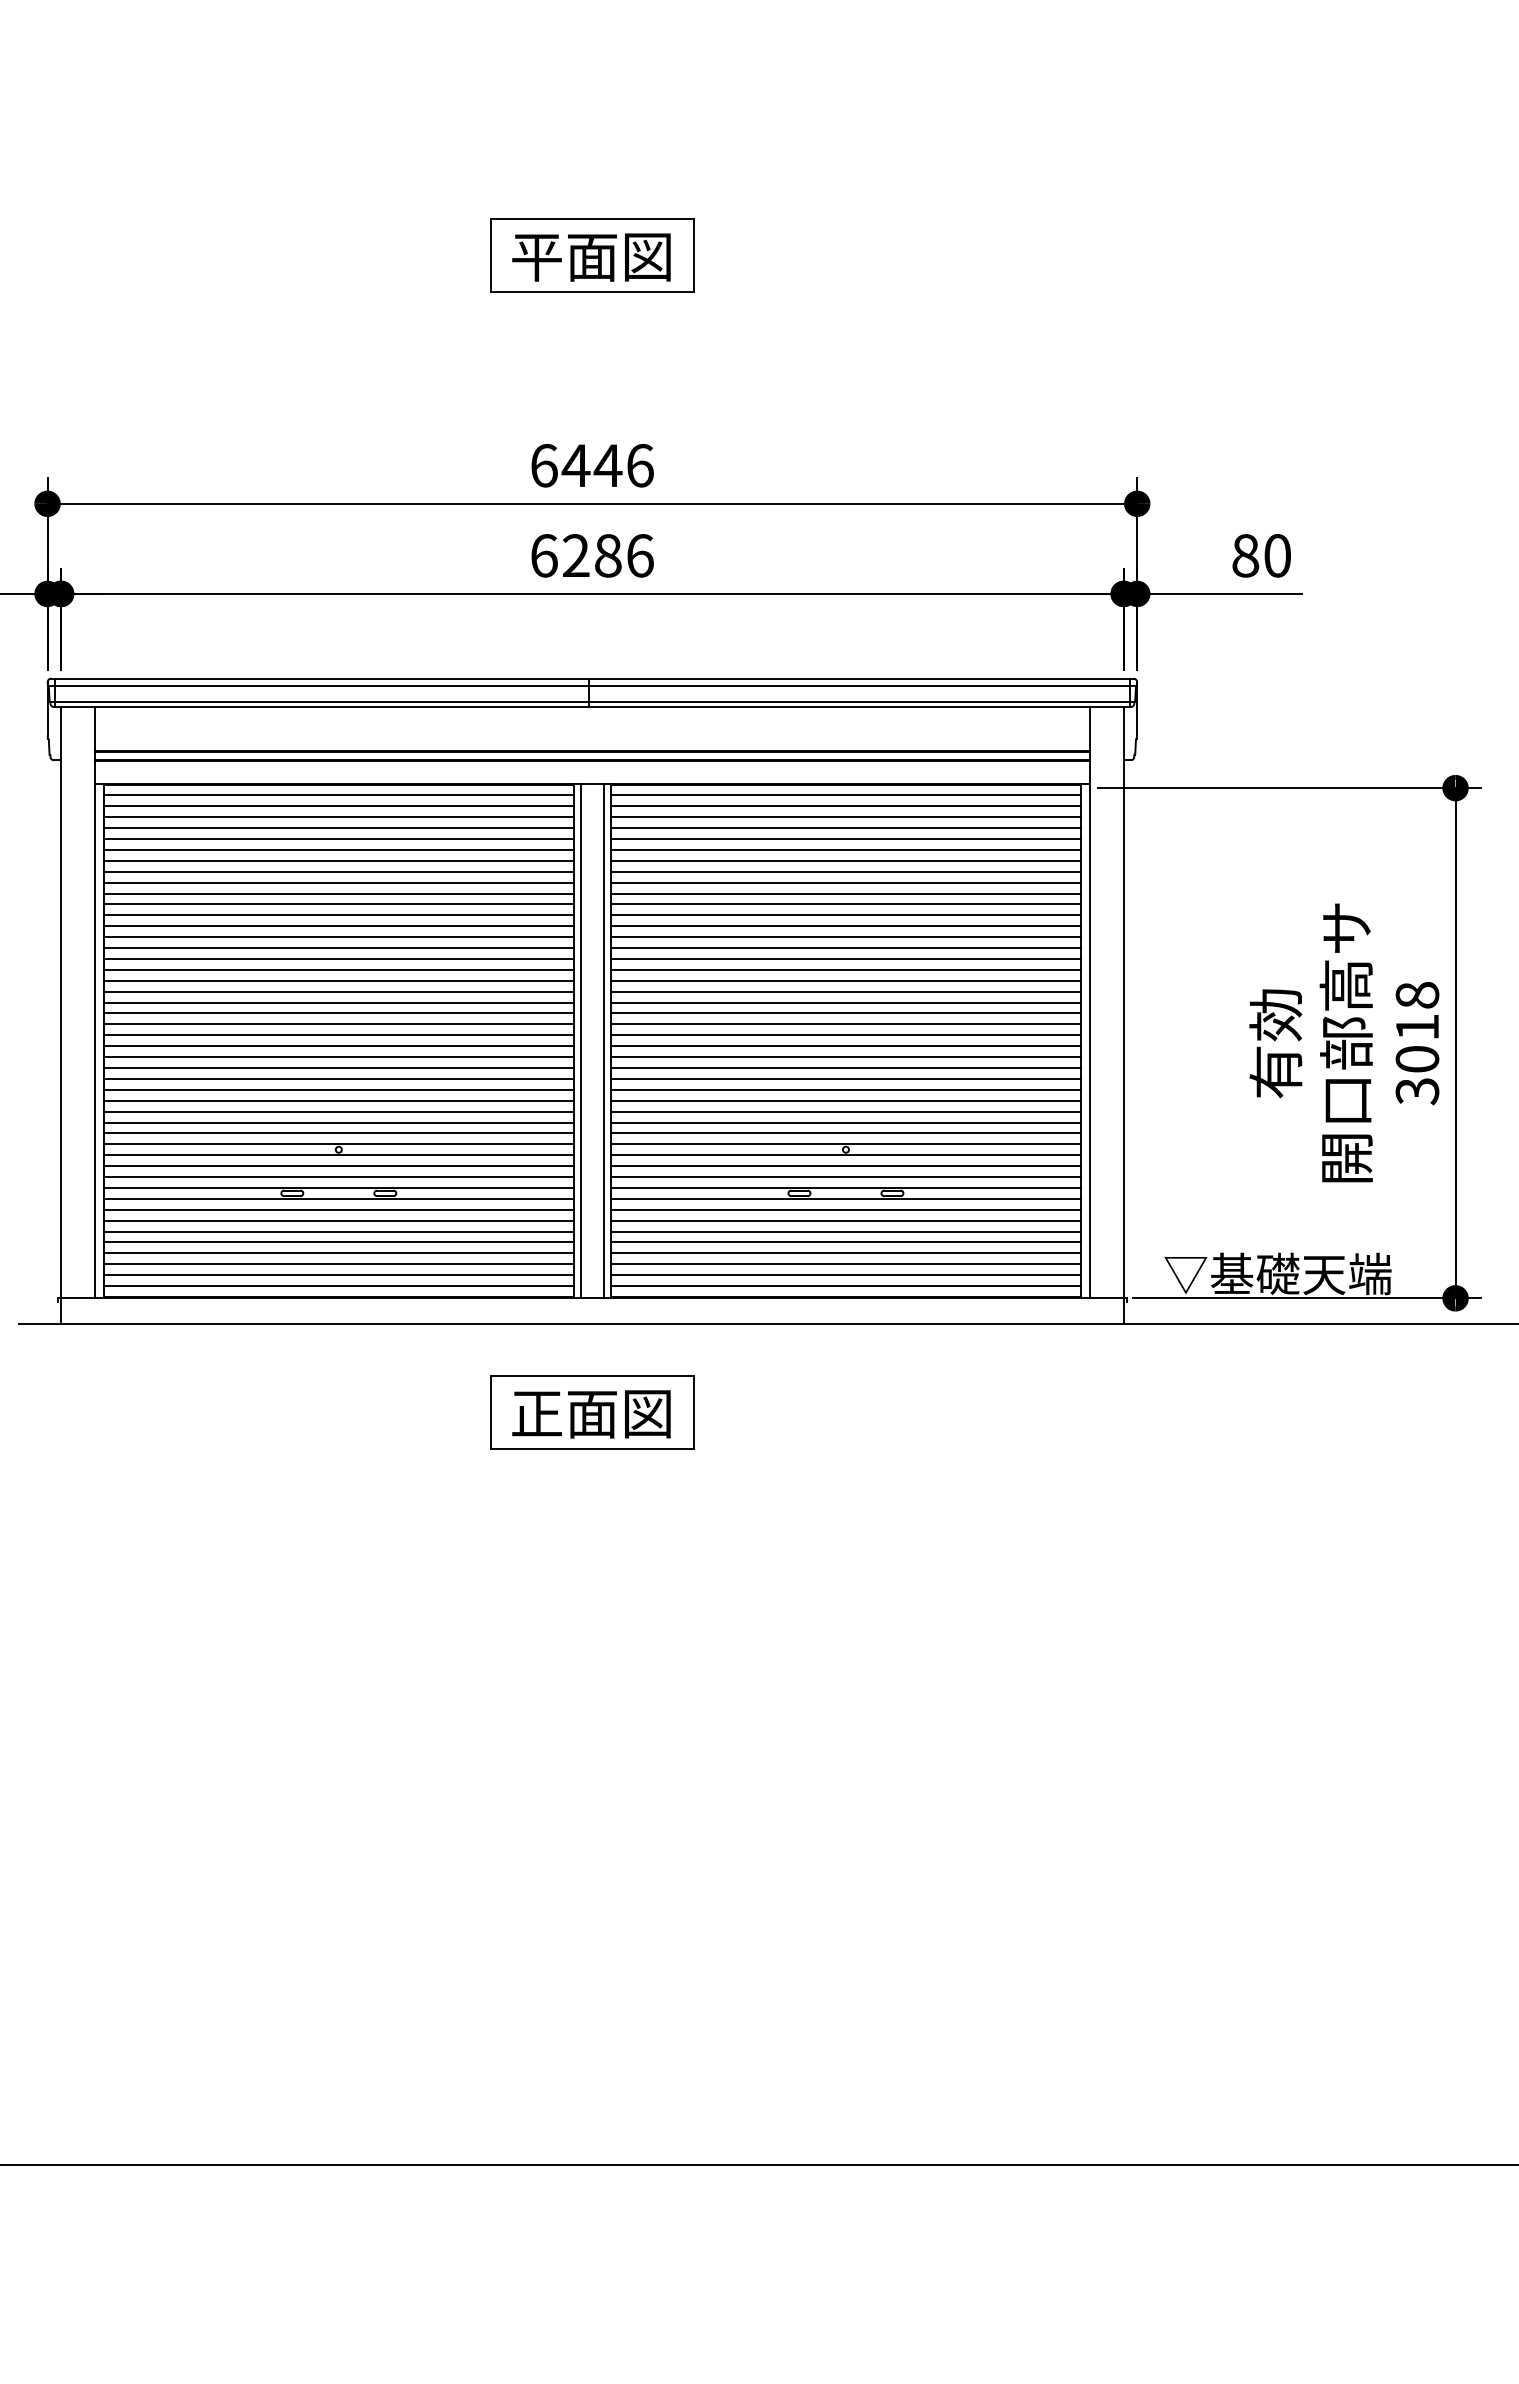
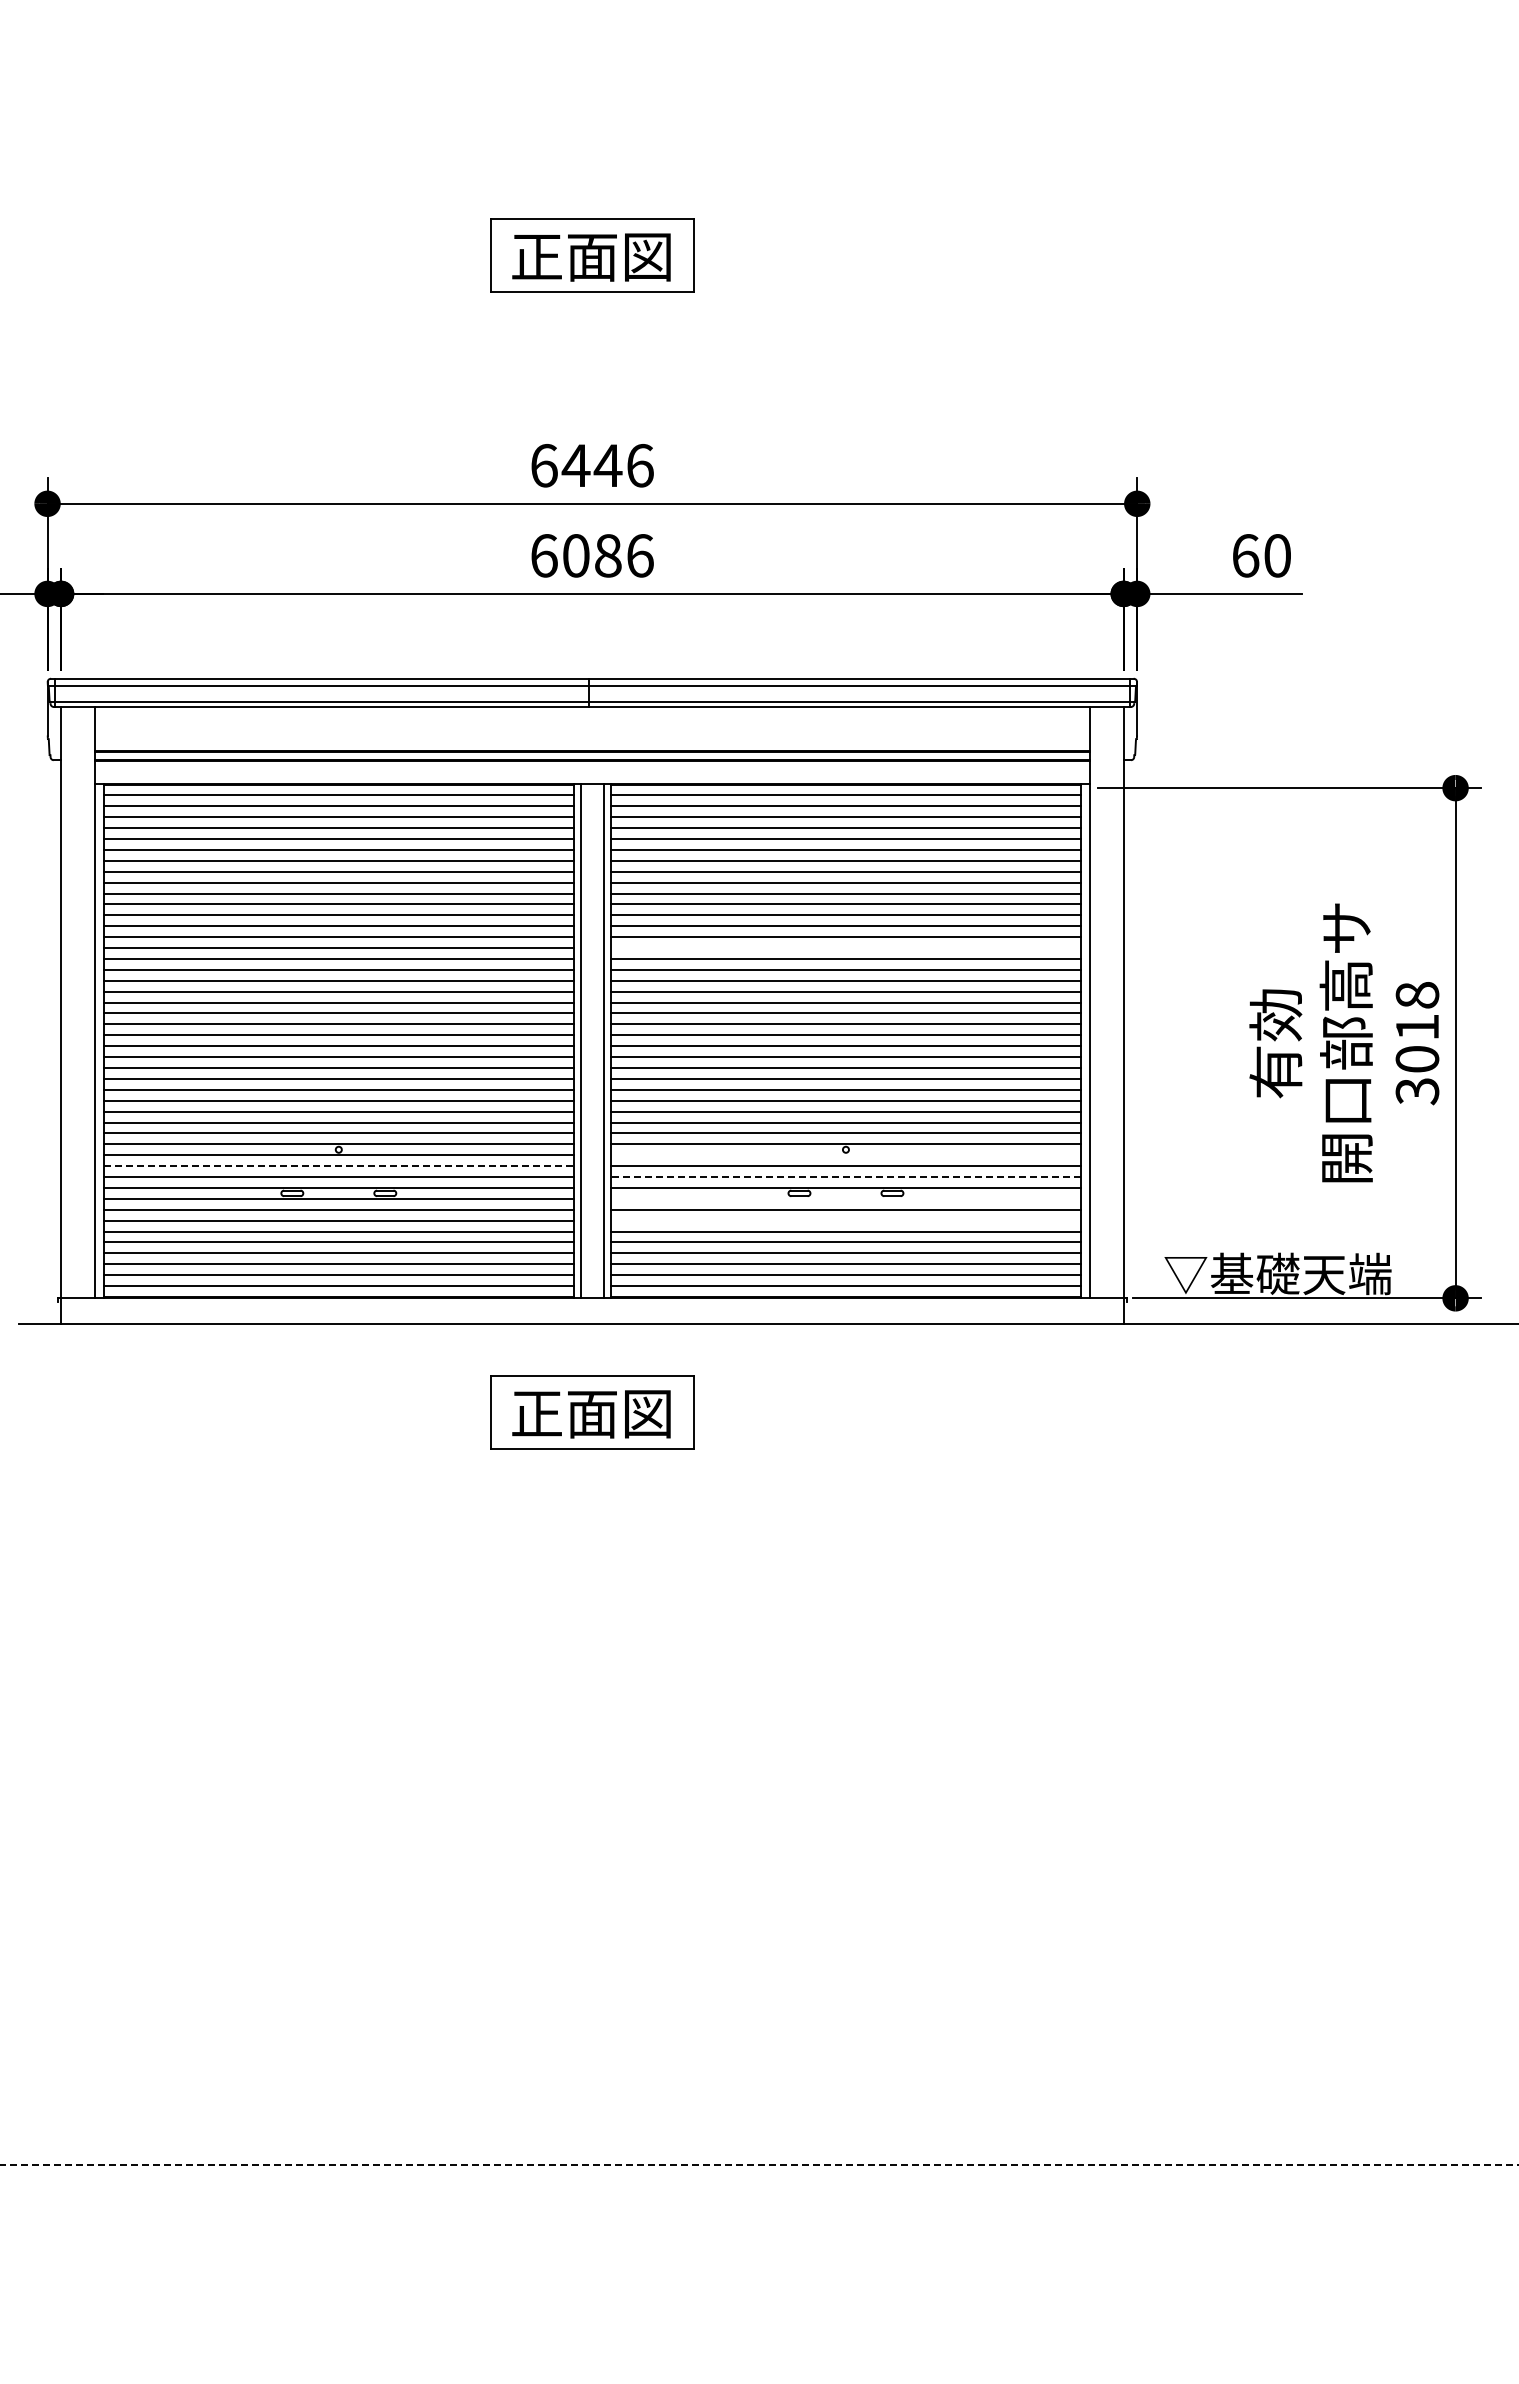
text: 平面図 -> 正面図 (536, 257)
text: 6286 -> 6086 (576, 555)
text: 80 -> 60 (1245, 555)
line: present -> none (845, 948)
line: present -> none (845, 1155)
line: solid -> dashed (338, 1166)
line: solid -> dashed (846, 1177)
line: present -> none (845, 1198)
line: present -> none (845, 1220)
line: solid -> dashed (760, 2165)
